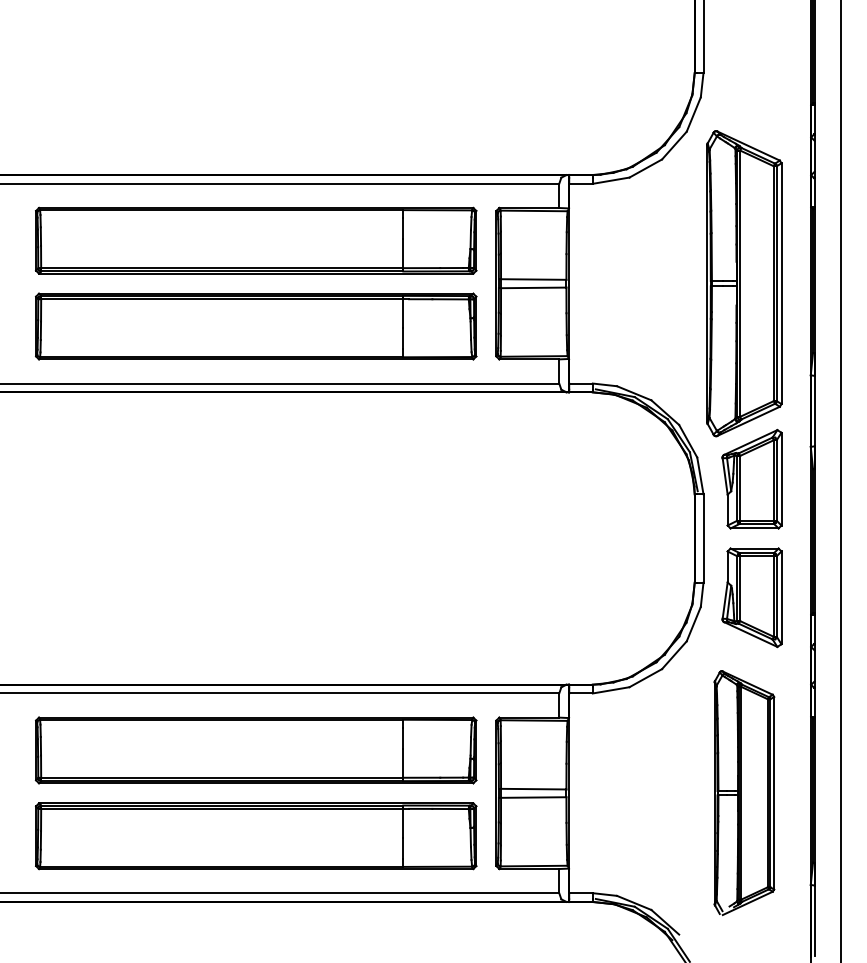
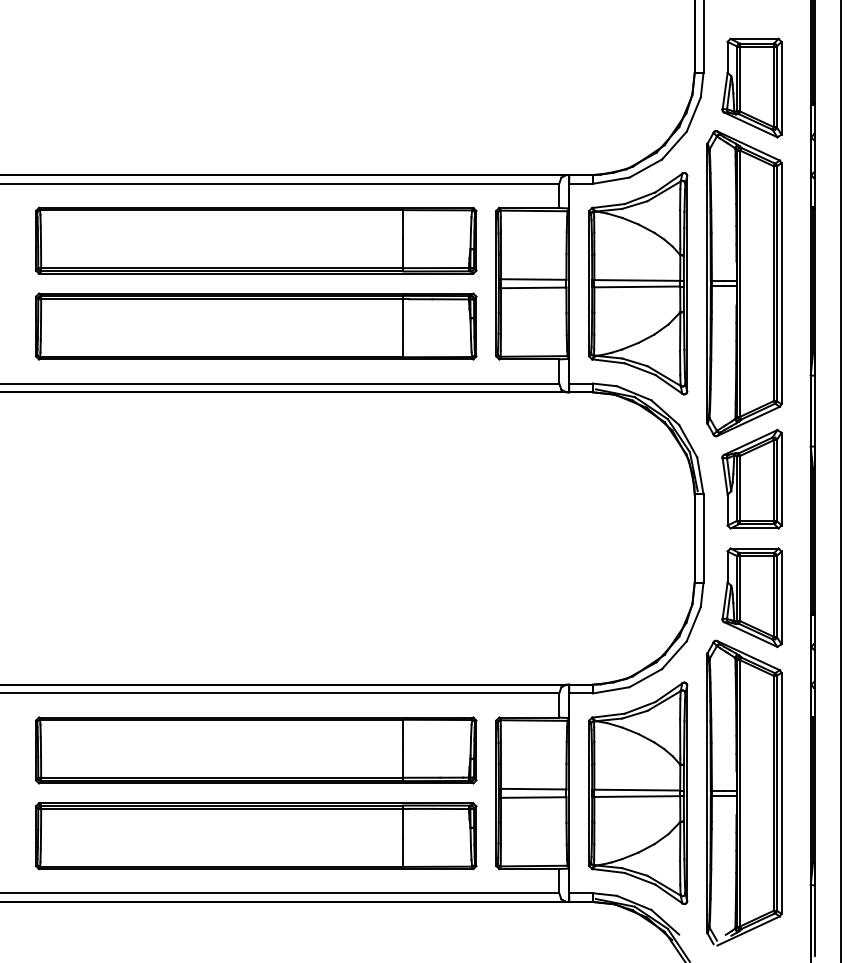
part: none -> present (751, 87)
part: none -> present (638, 283)
part: none -> present (638, 792)
part size: 63x247 px -> 77x308 px (744, 792)
